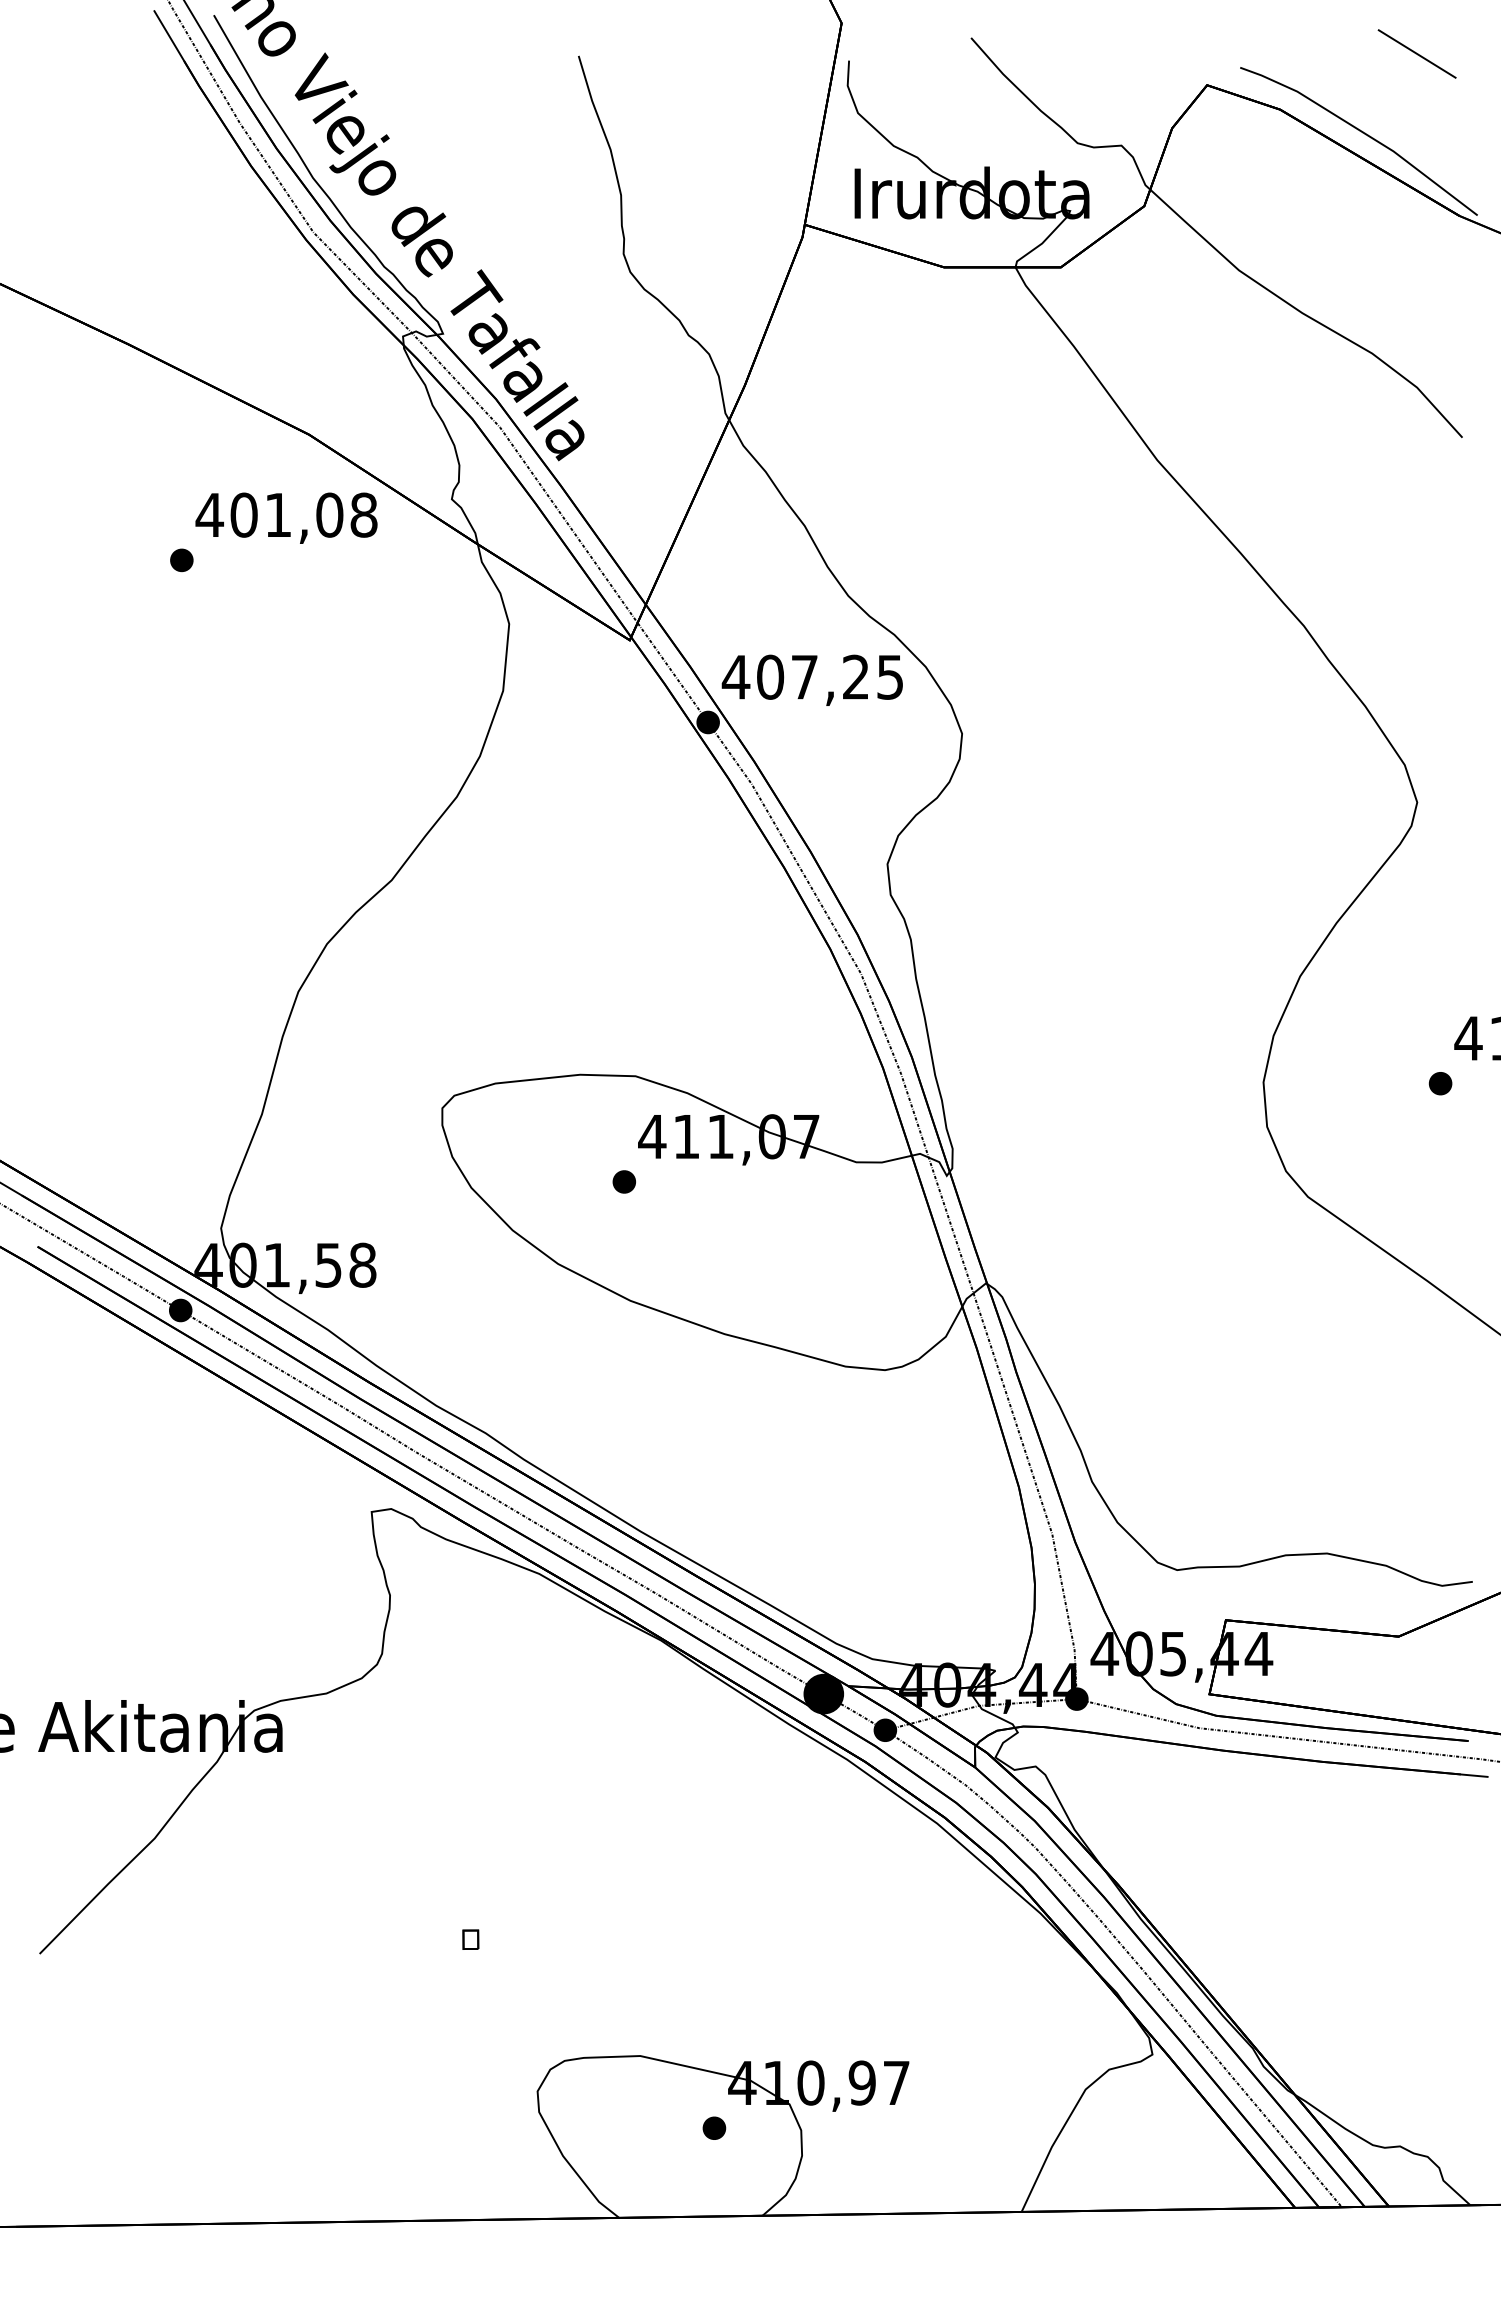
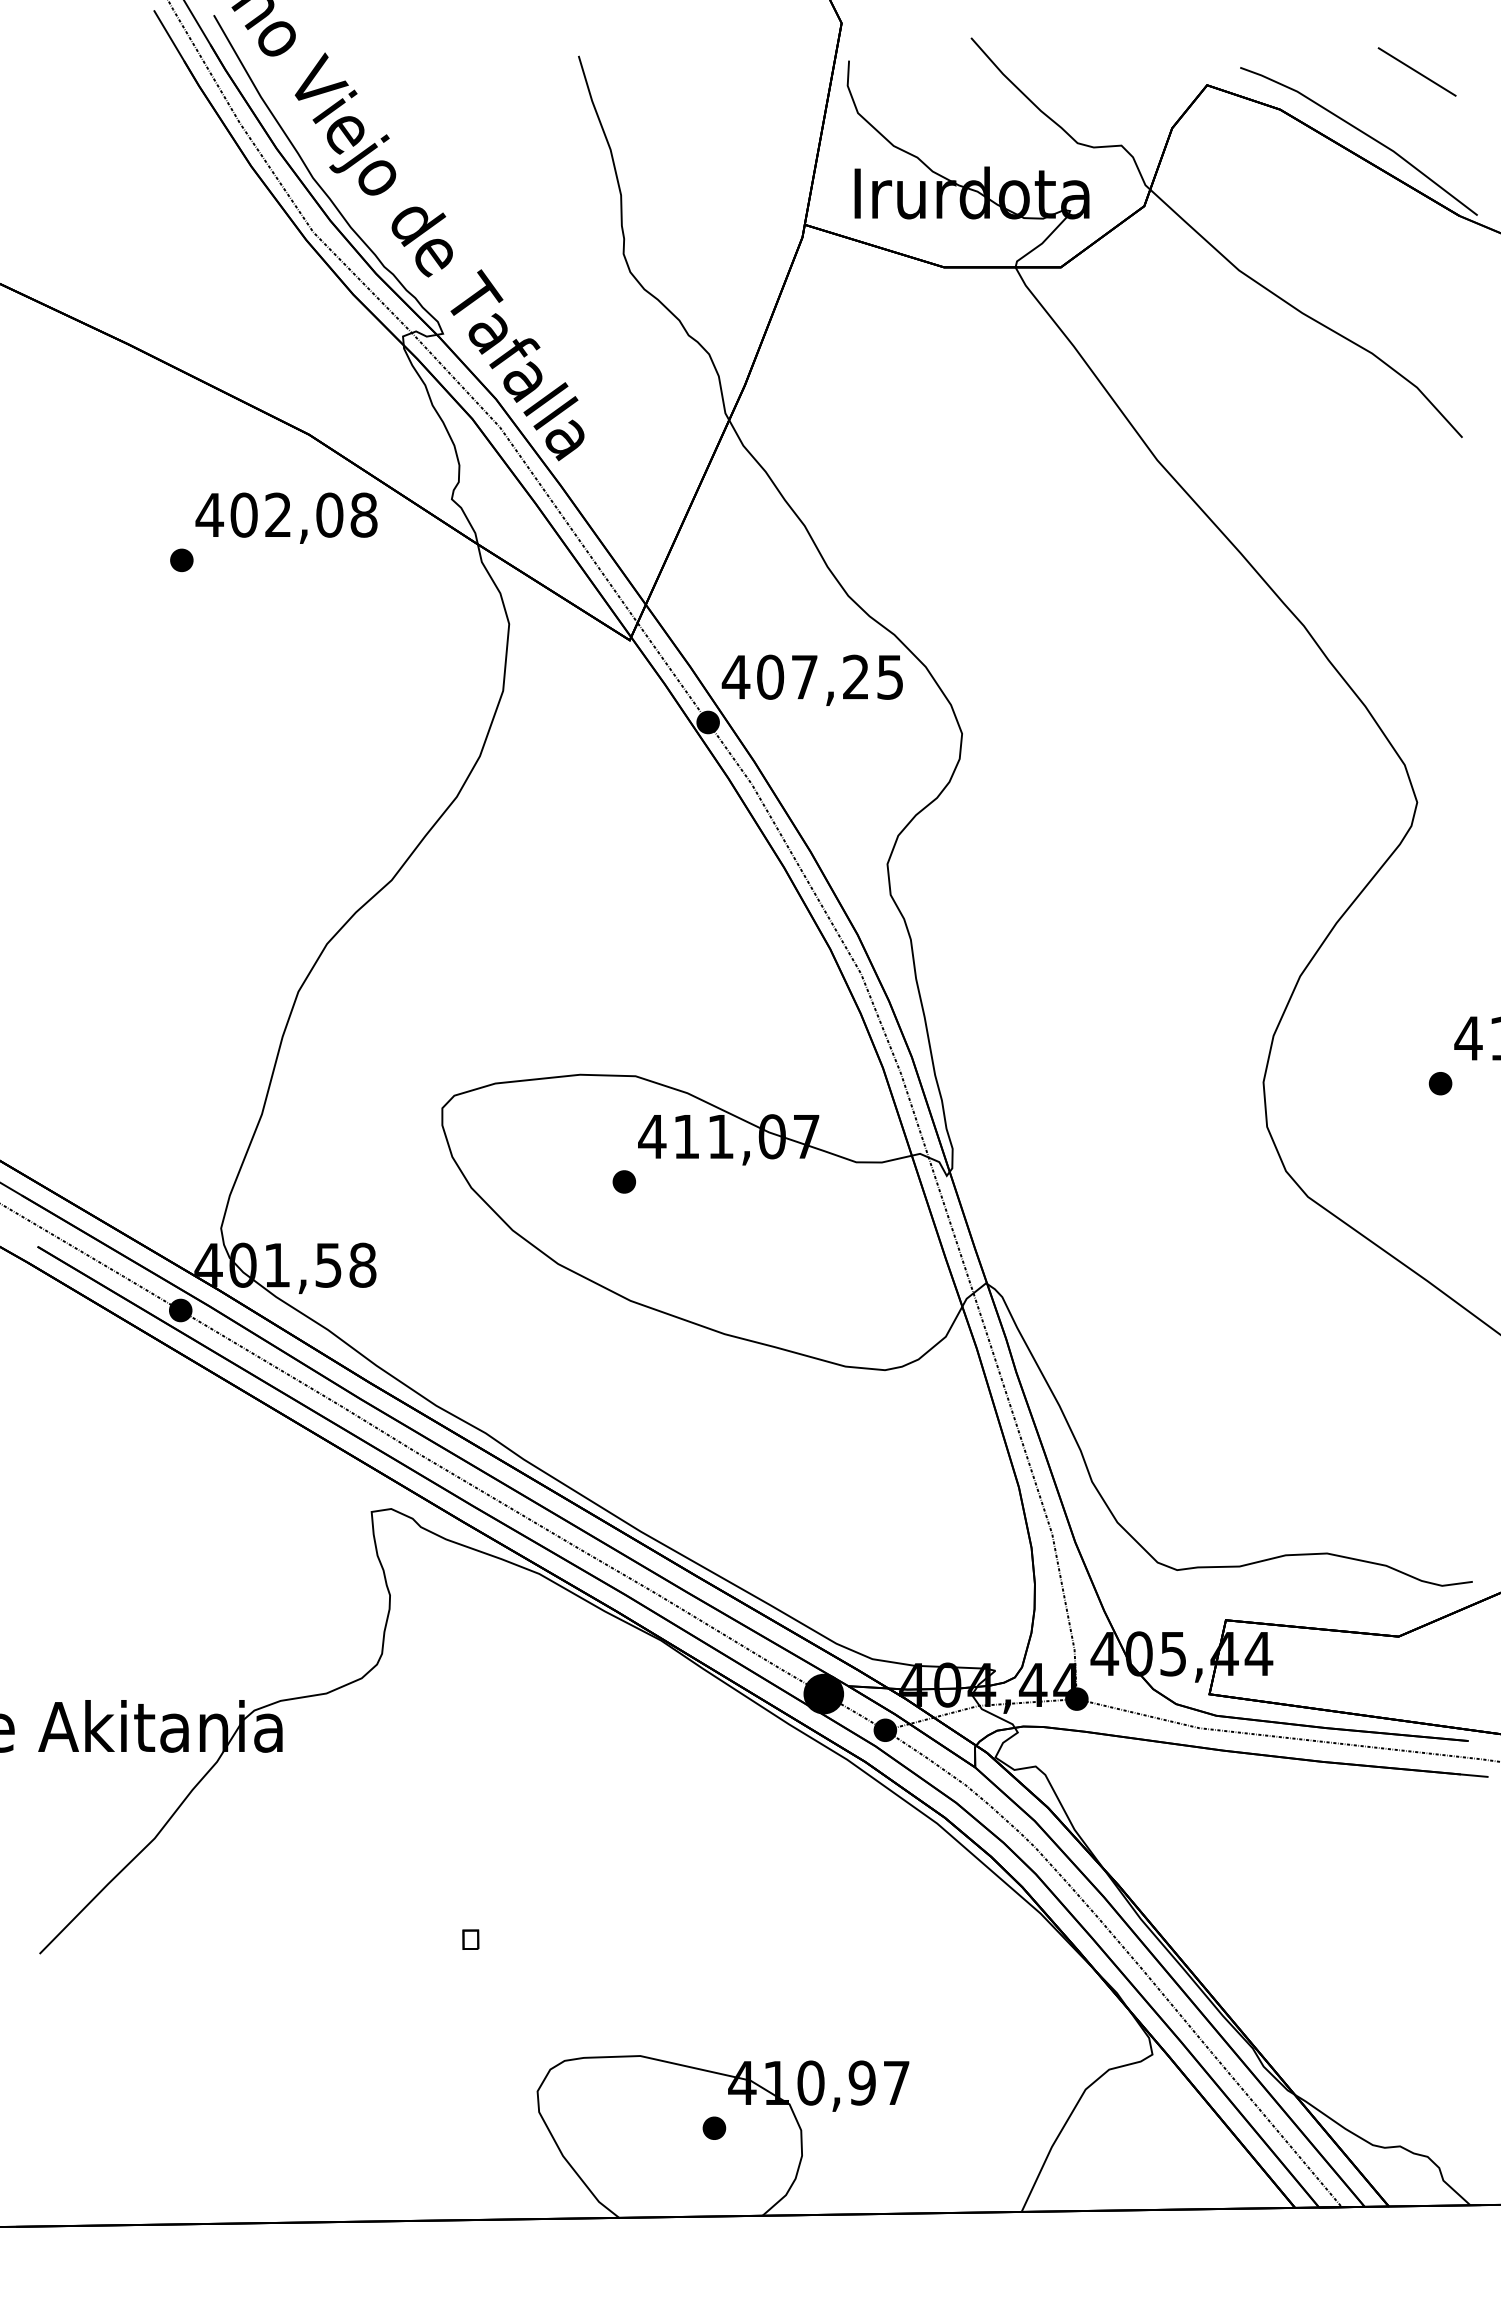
line position: (1416, 53) -> (1416, 71) (1416, 71)
text: 401,08 -> 402,08 (277, 514)
